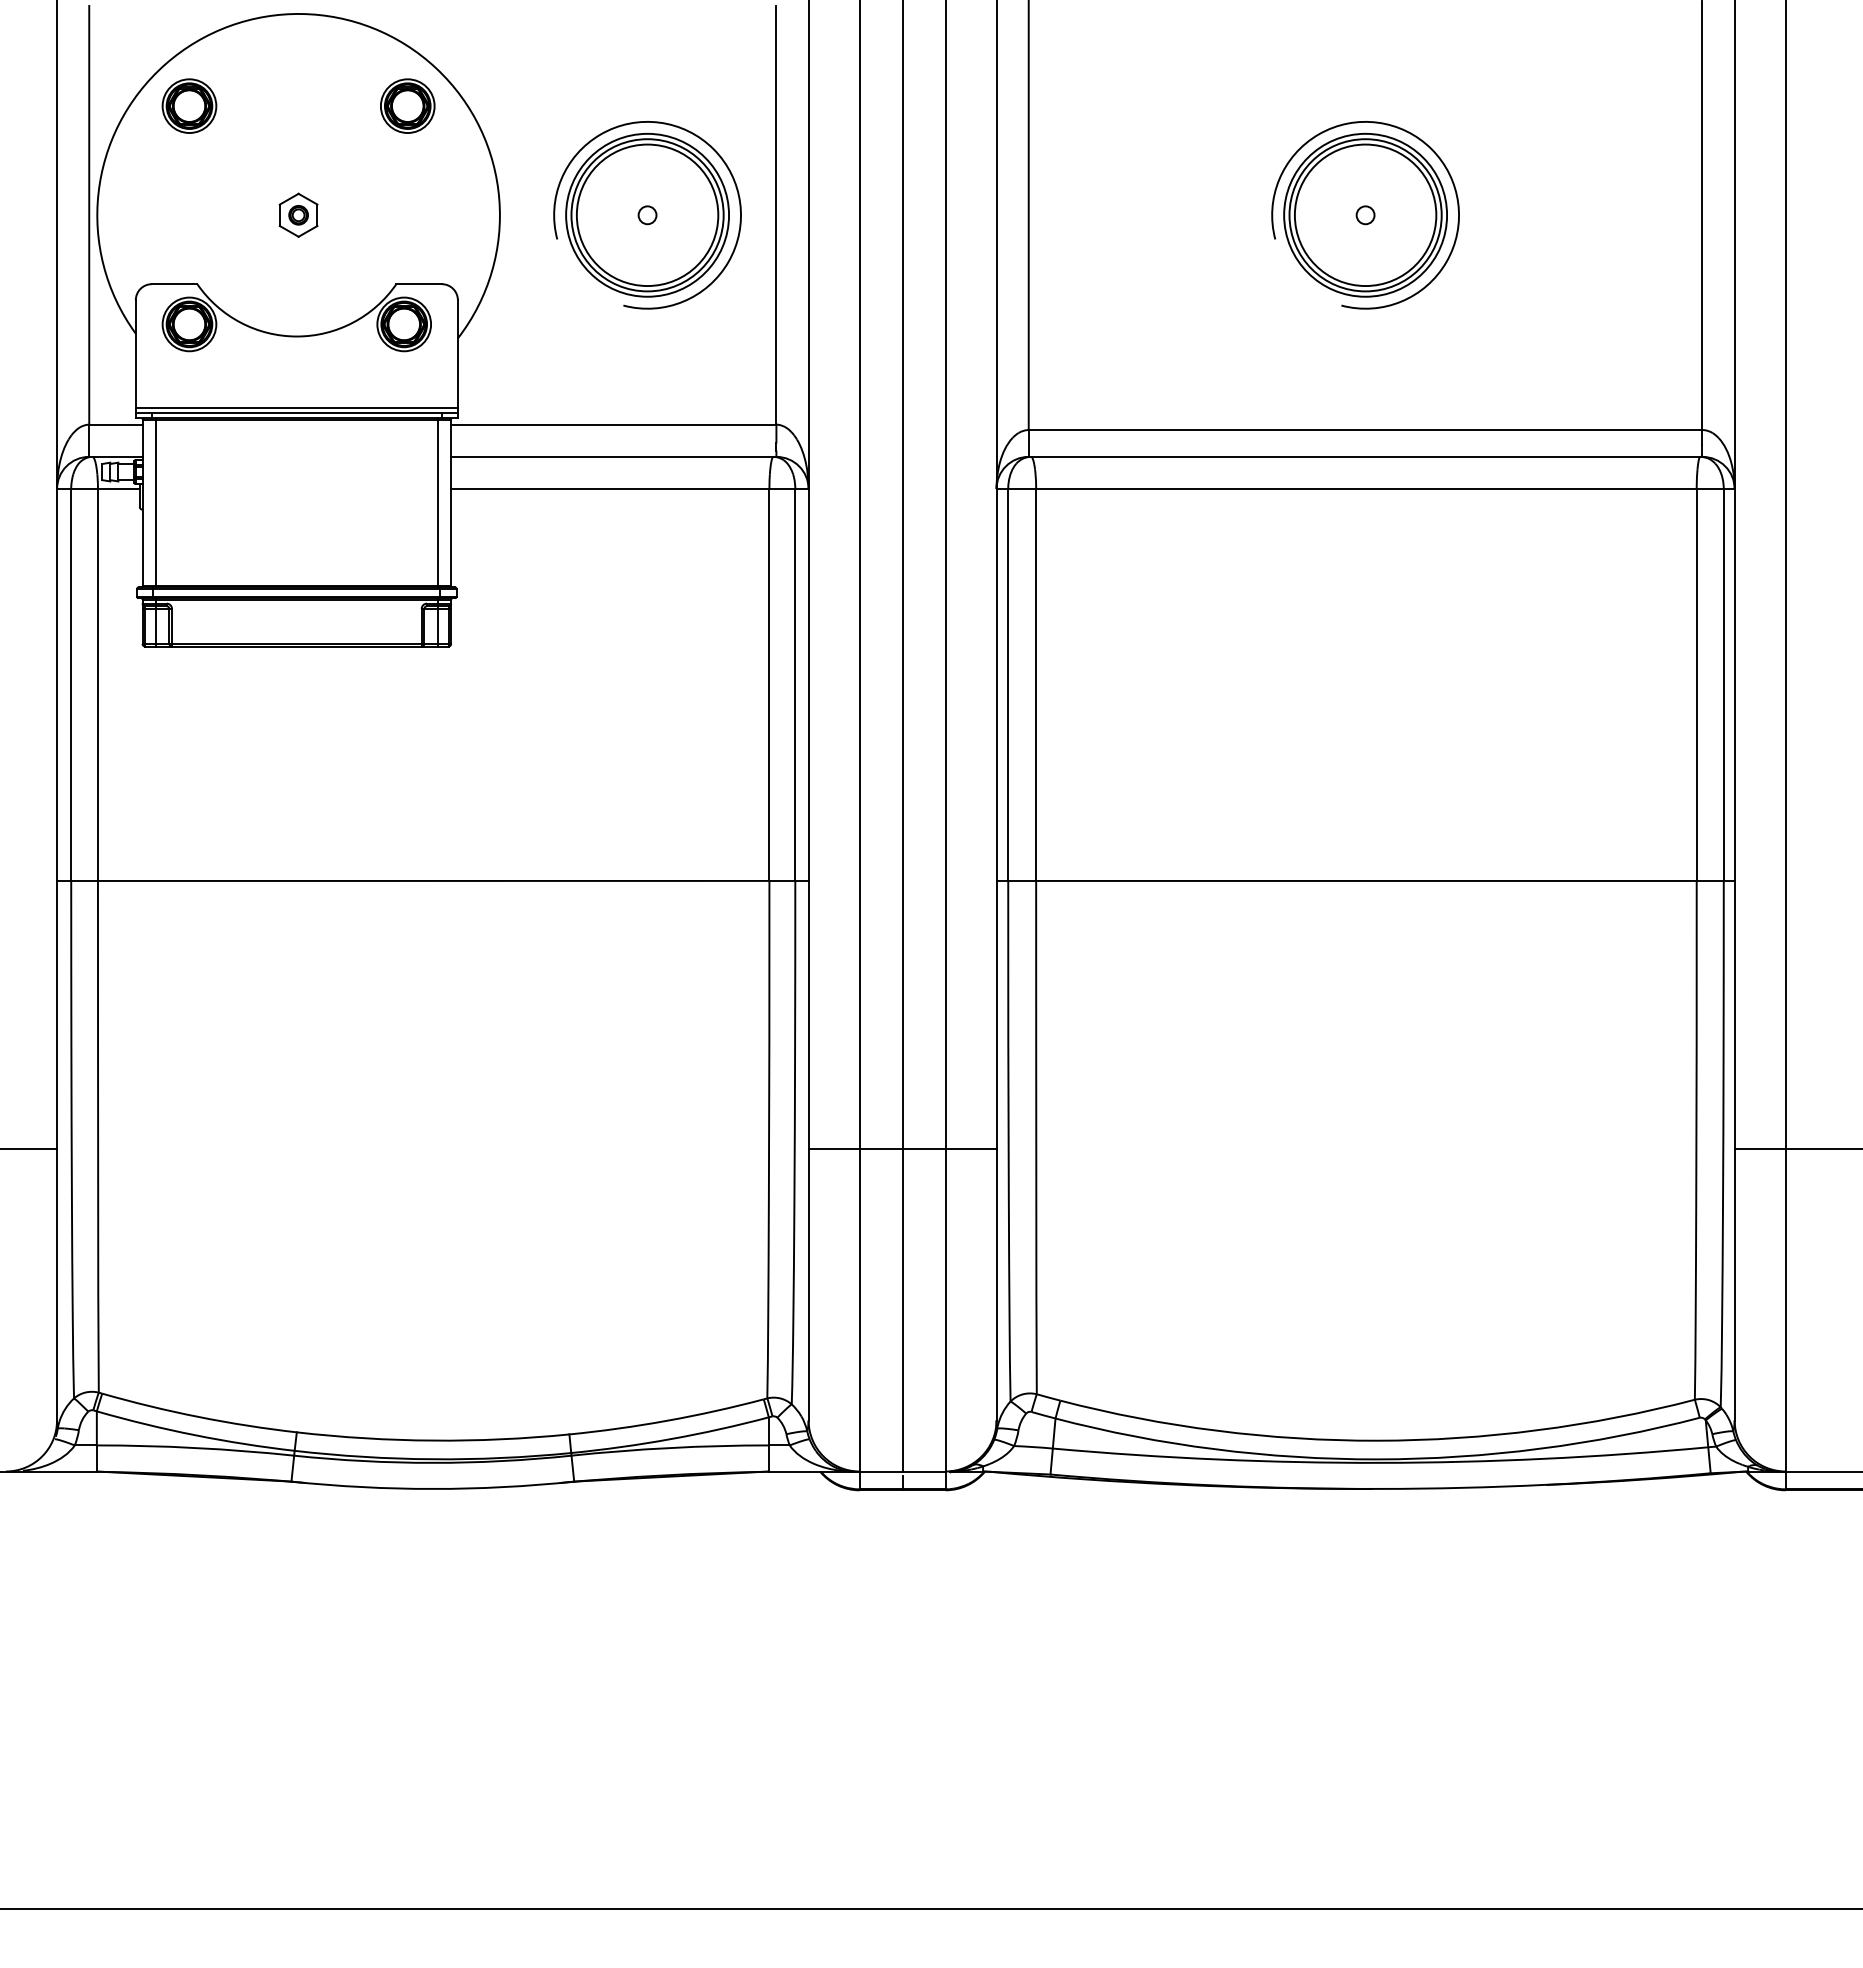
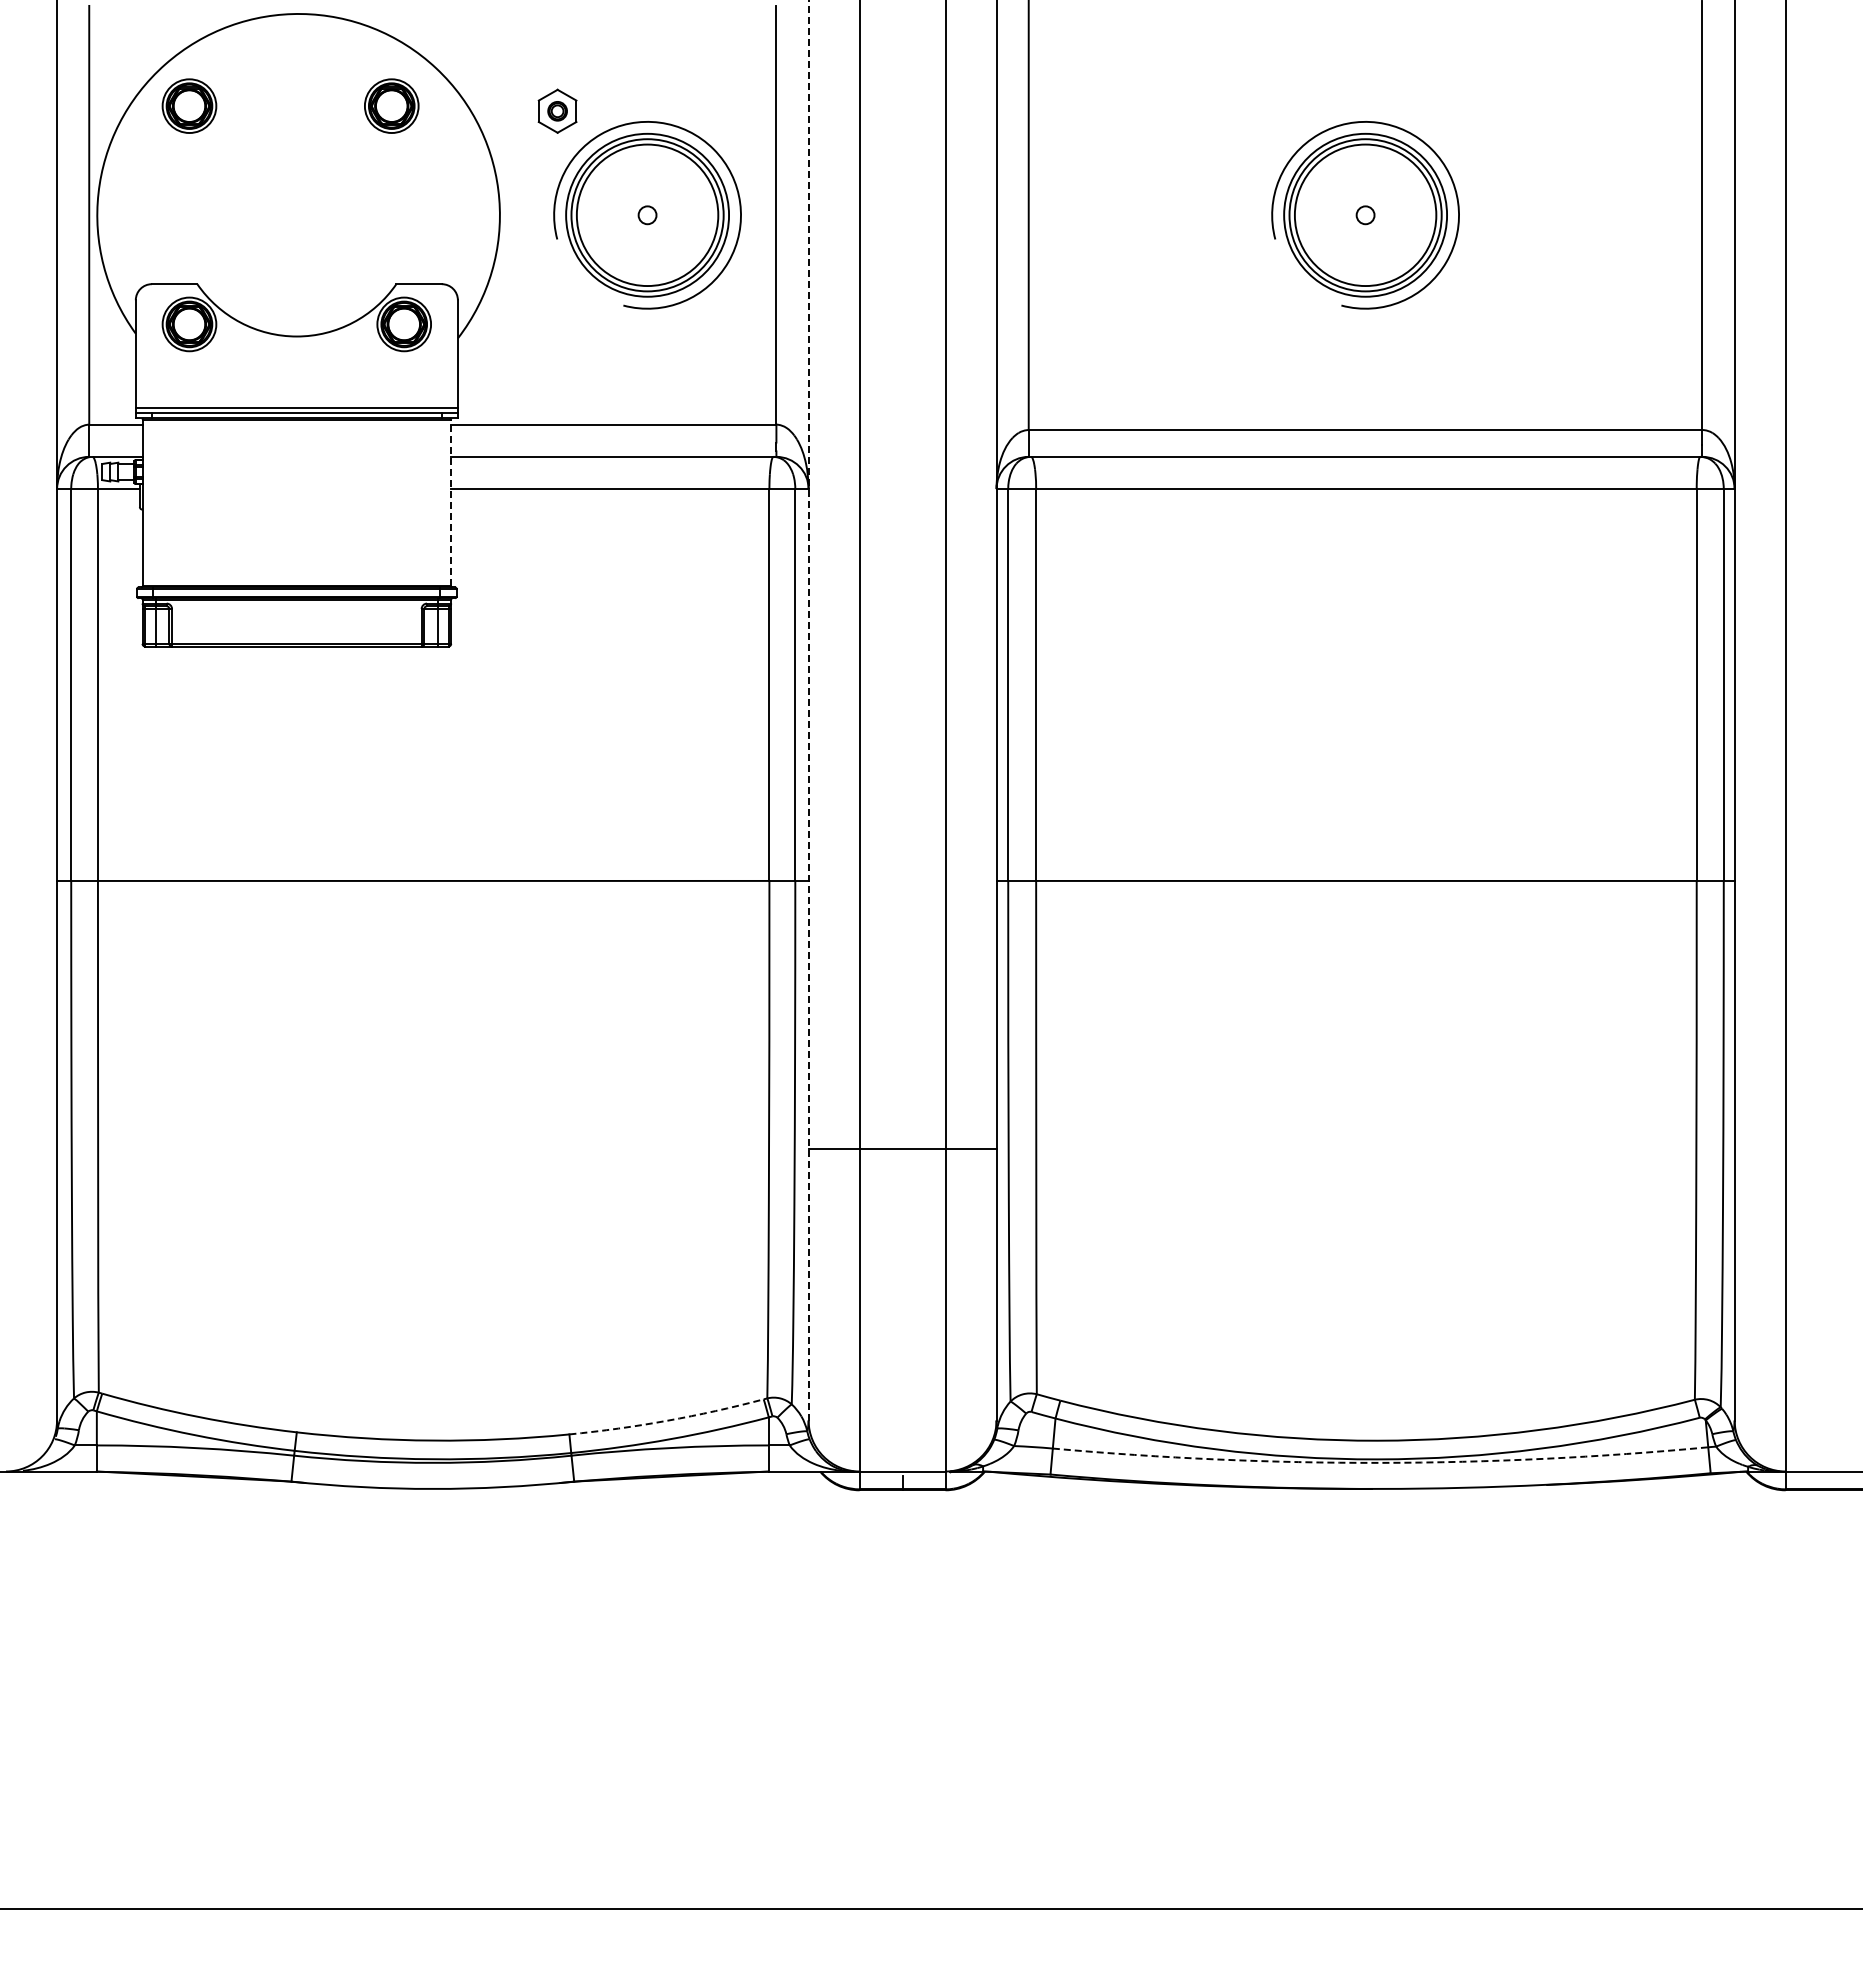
part position: (407, 105) -> (391, 105) (391, 105)
part position: (298, 214) -> (557, 110) (557, 110)
line: present -> none (155, 502)
line: present -> none (437, 502)
line: solid -> dashed (451, 502)
line: solid -> dashed (808, 710)
line: present -> none (902, 736)
line: present -> none (29, 1149)
line: present -> none (1796, 1149)
arc: solid -> dashed (667, 1420)
arc: solid -> dashed (1380, 1462)
